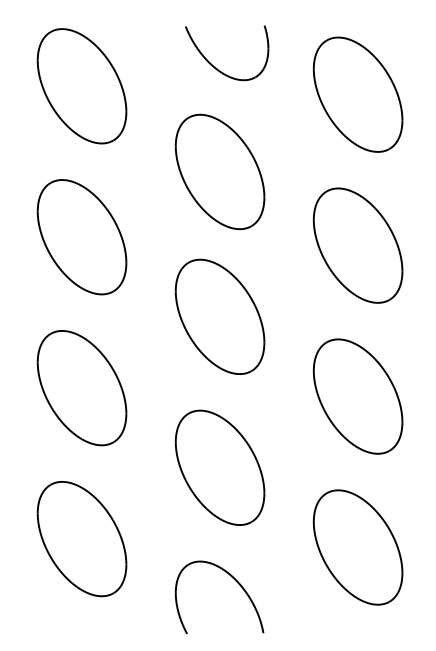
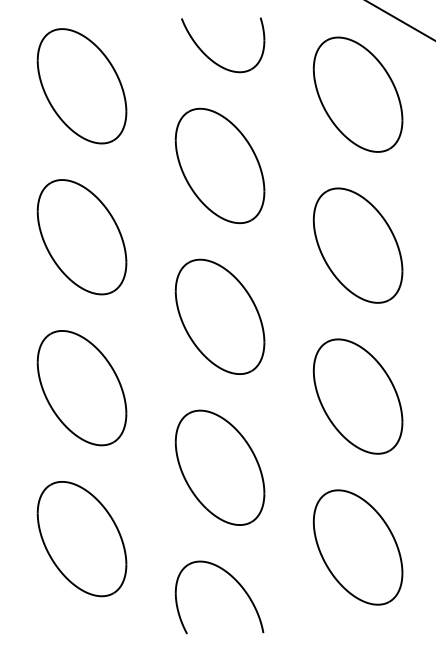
line: none -> present (400, 20)
part position: (216, 67) -> (212, 59) (212, 59)
part position: (219, 171) -> (219, 165) (219, 165)
